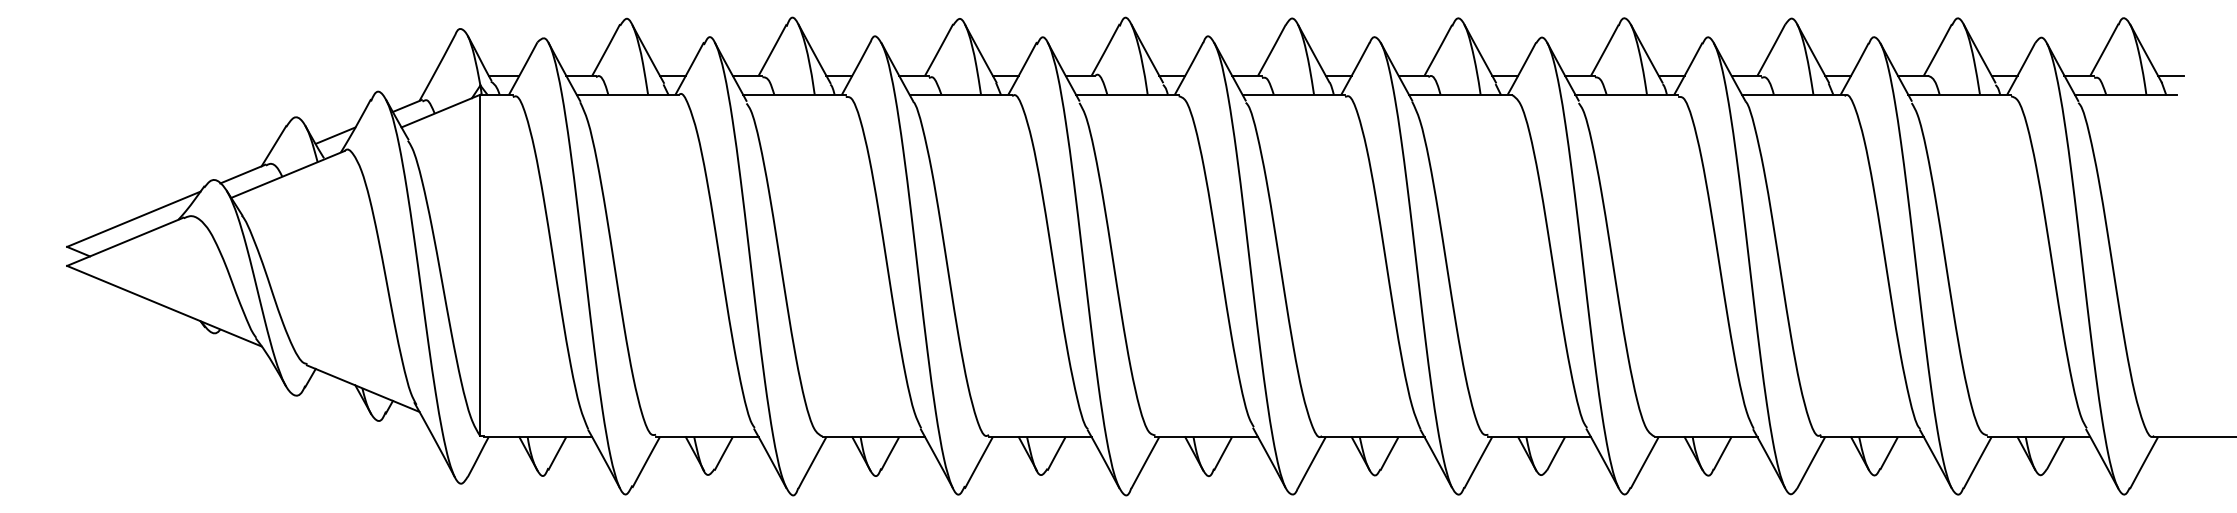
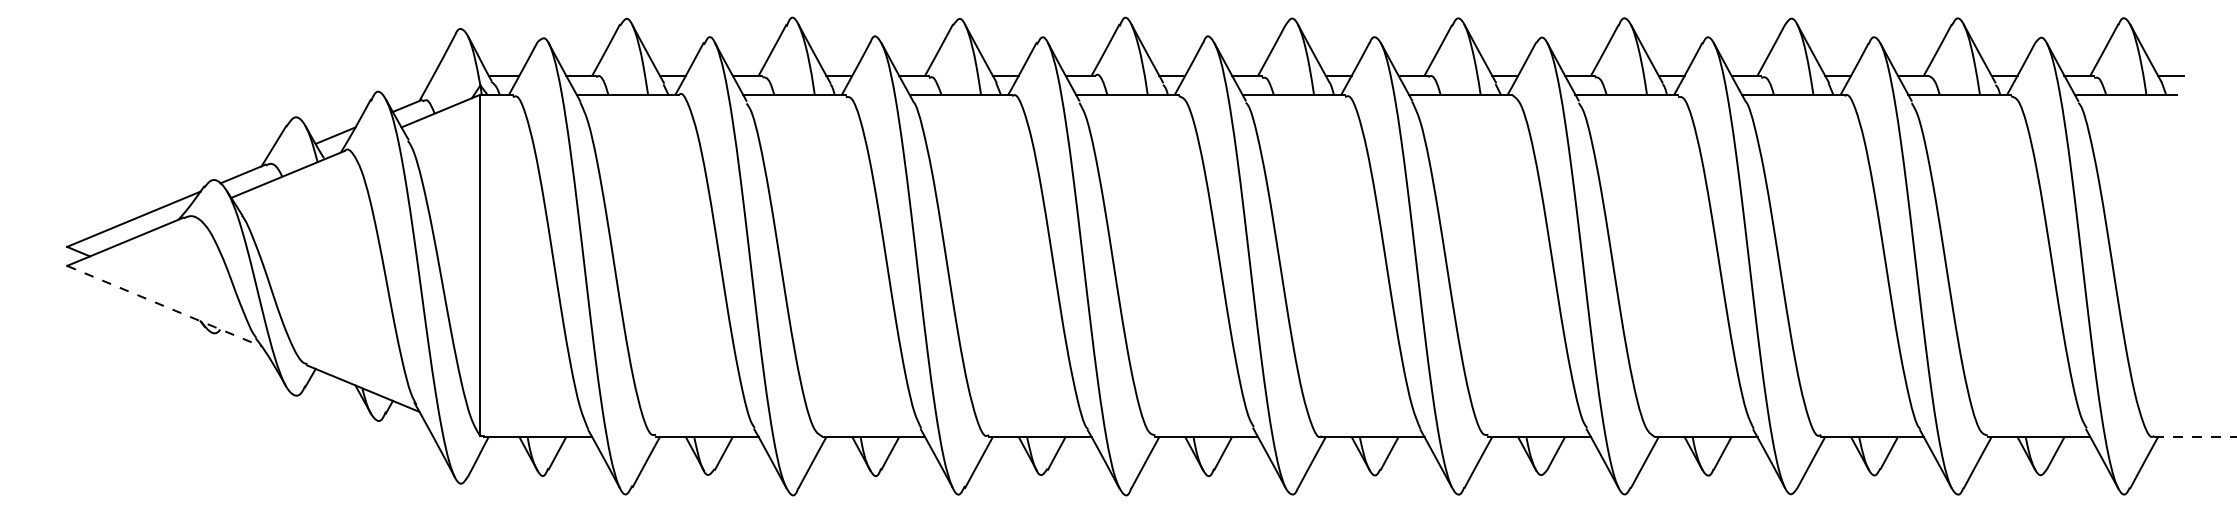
line: solid -> dashed (164, 306)
line: solid -> dashed (2196, 437)
